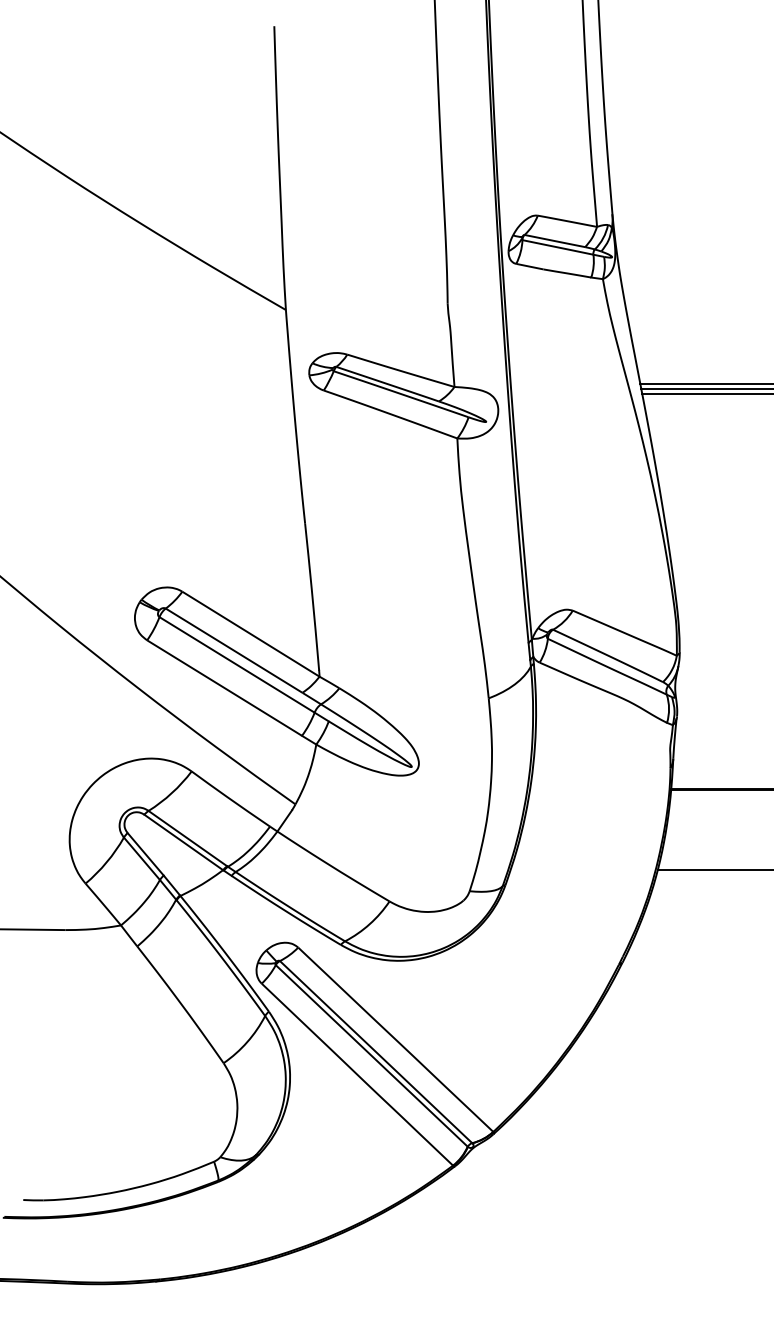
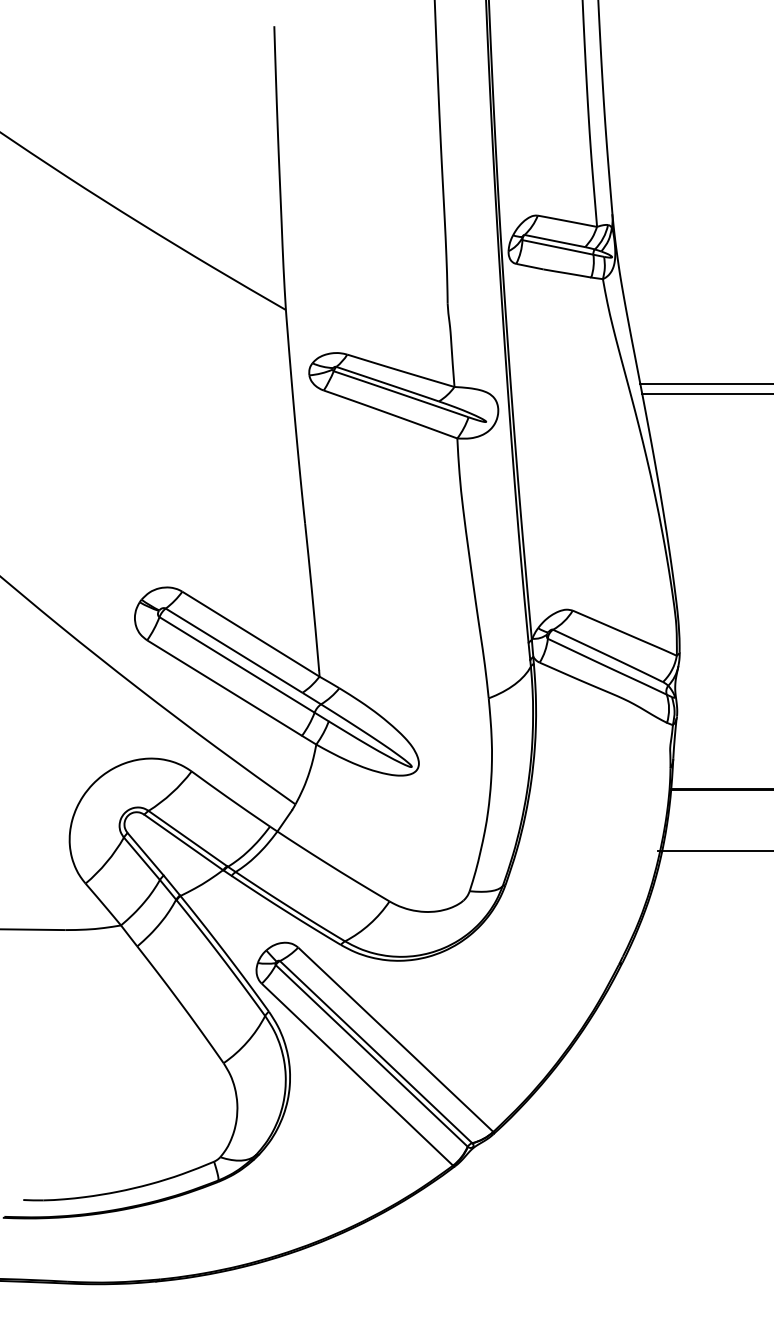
line: present -> none (705, 388)
line position: (713, 869) -> (713, 850) (713, 850)
